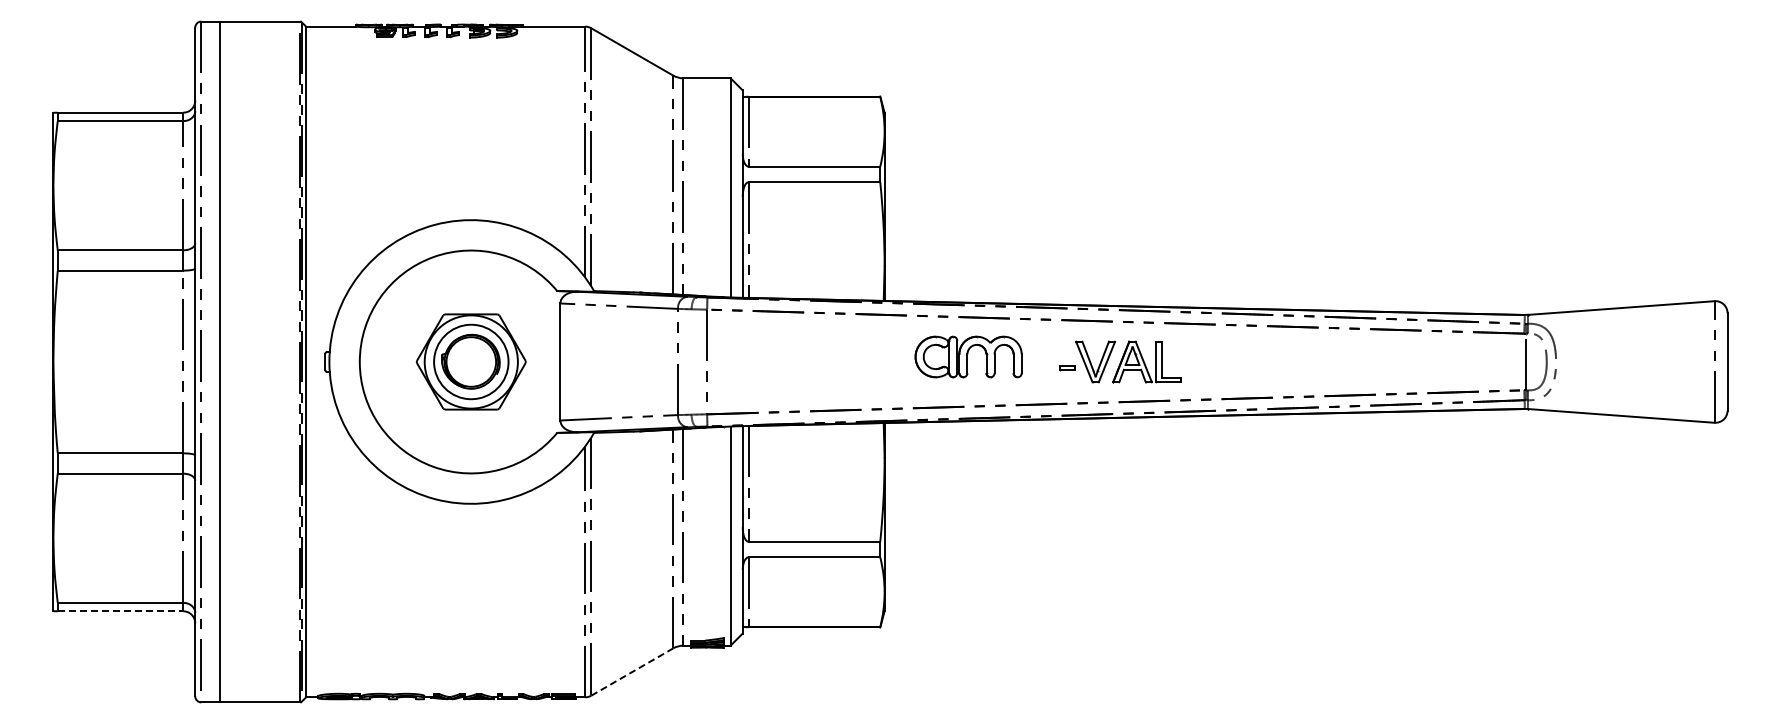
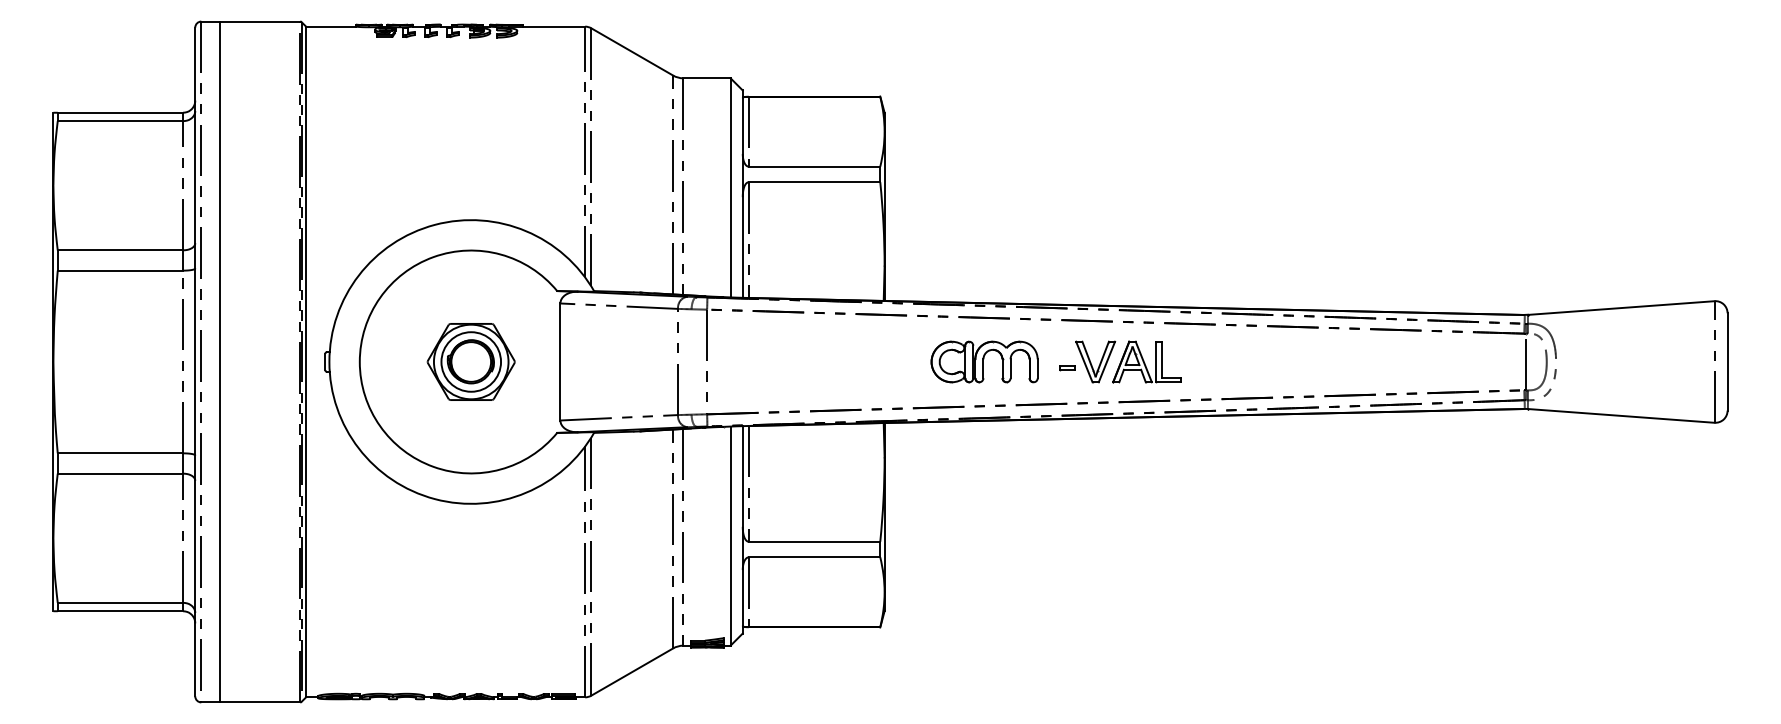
part position: (968, 356) -> (984, 361) (984, 361)
part size: 111x98 px -> 90x78 px (470, 361)
line: dashed -> solid (120, 611)
line: dashed -> solid (632, 671)
